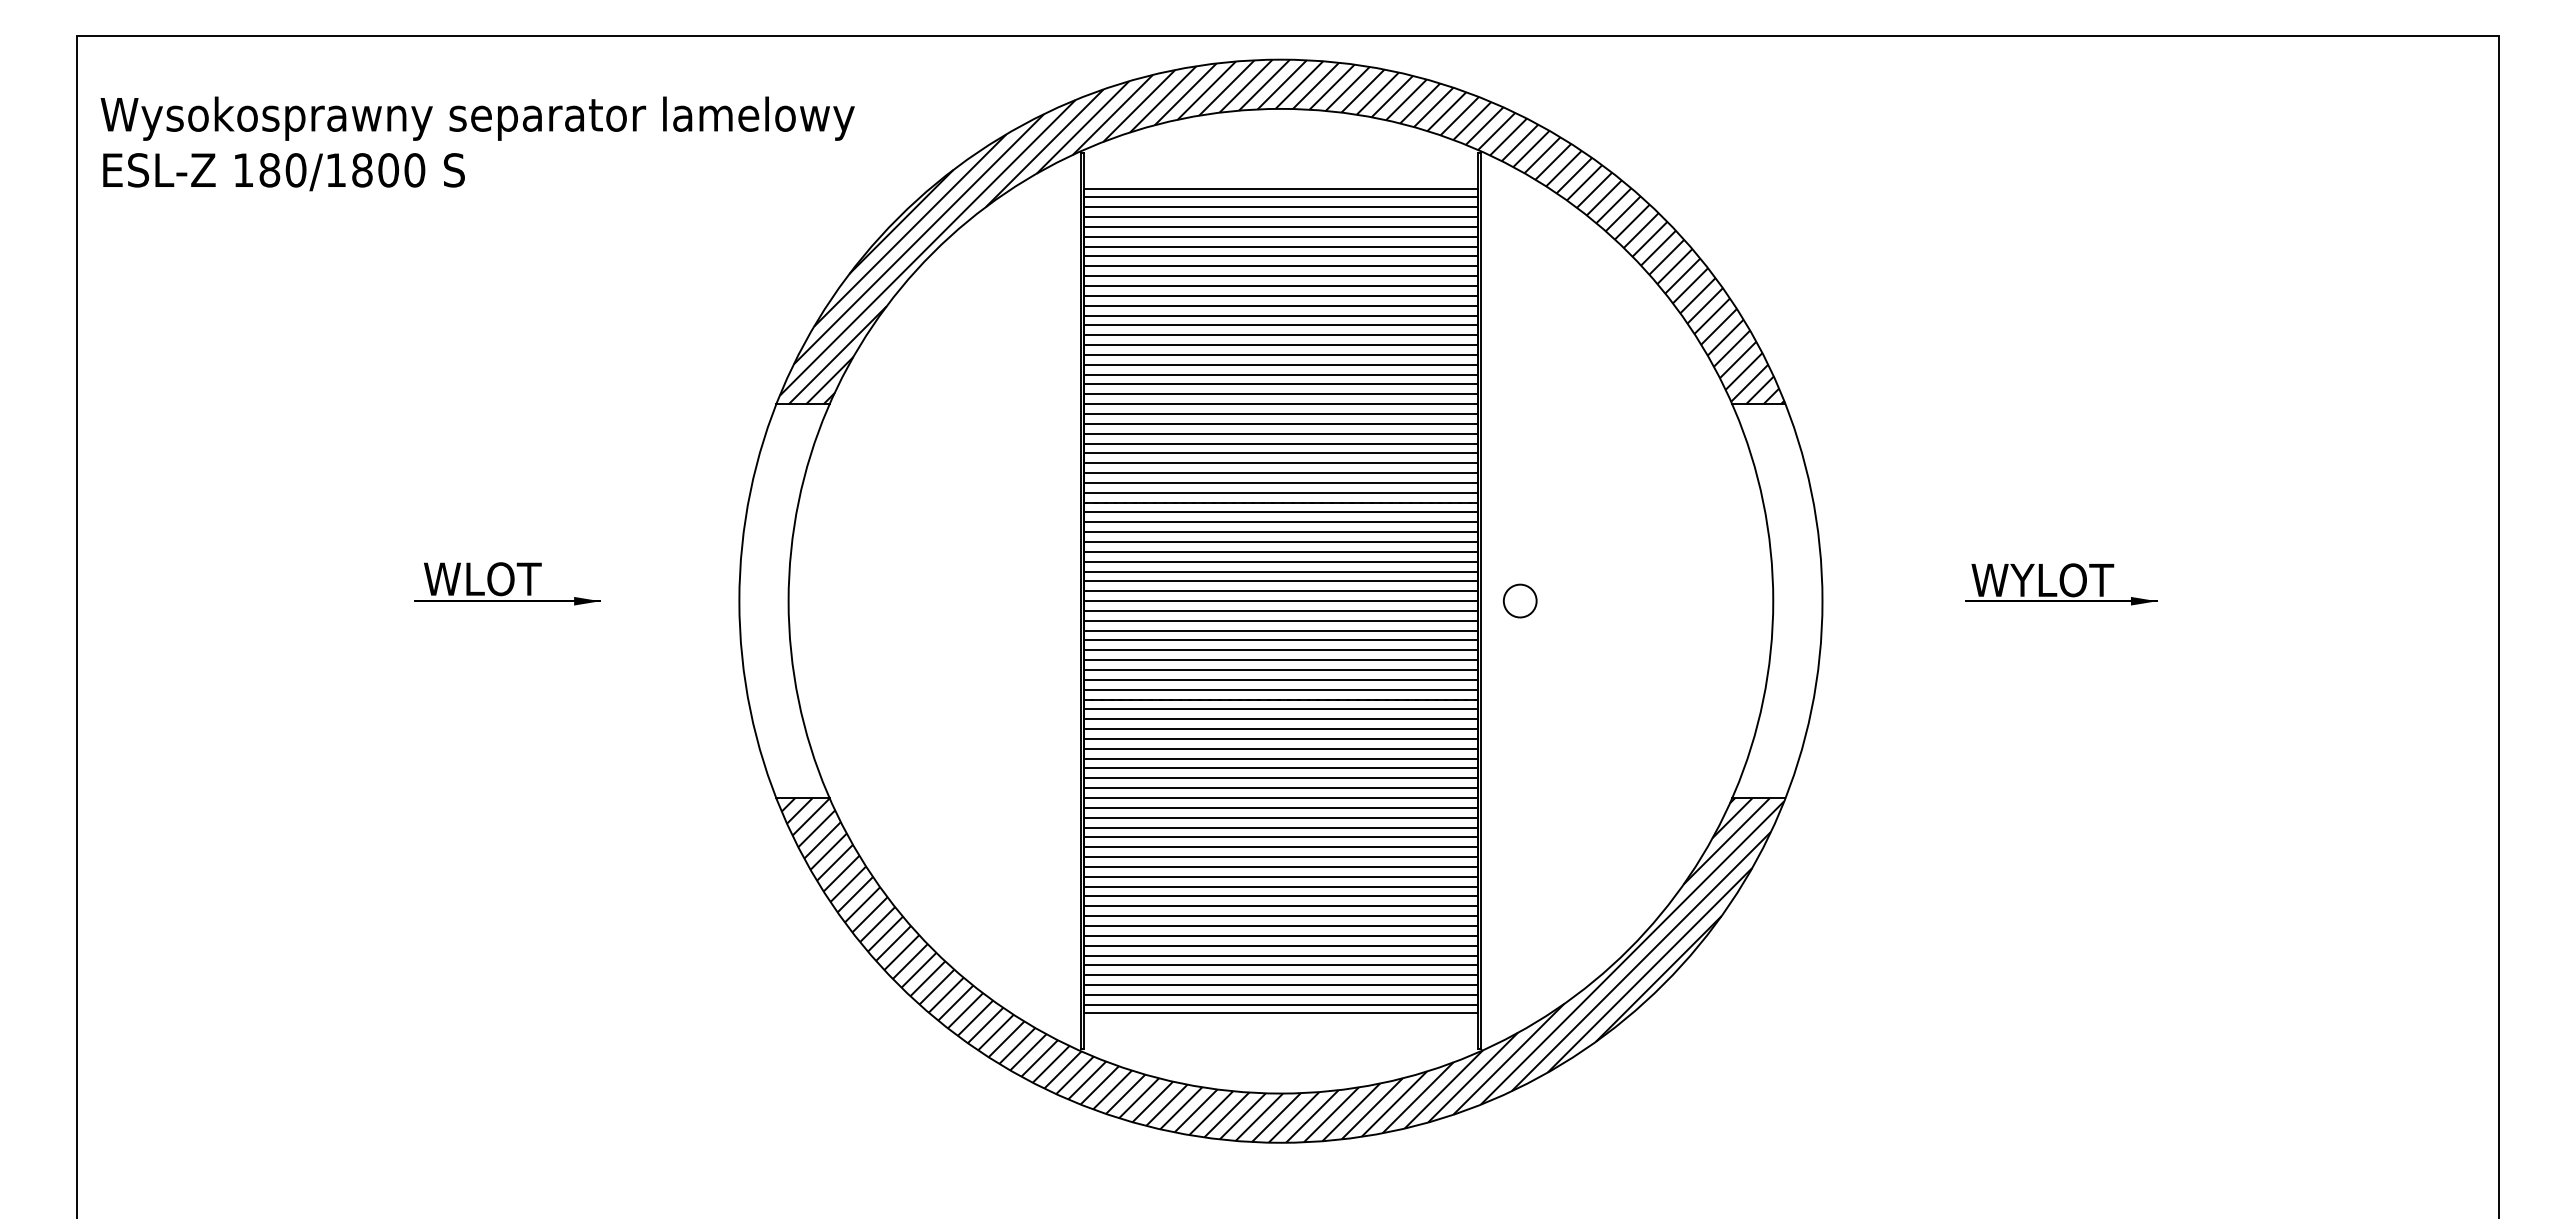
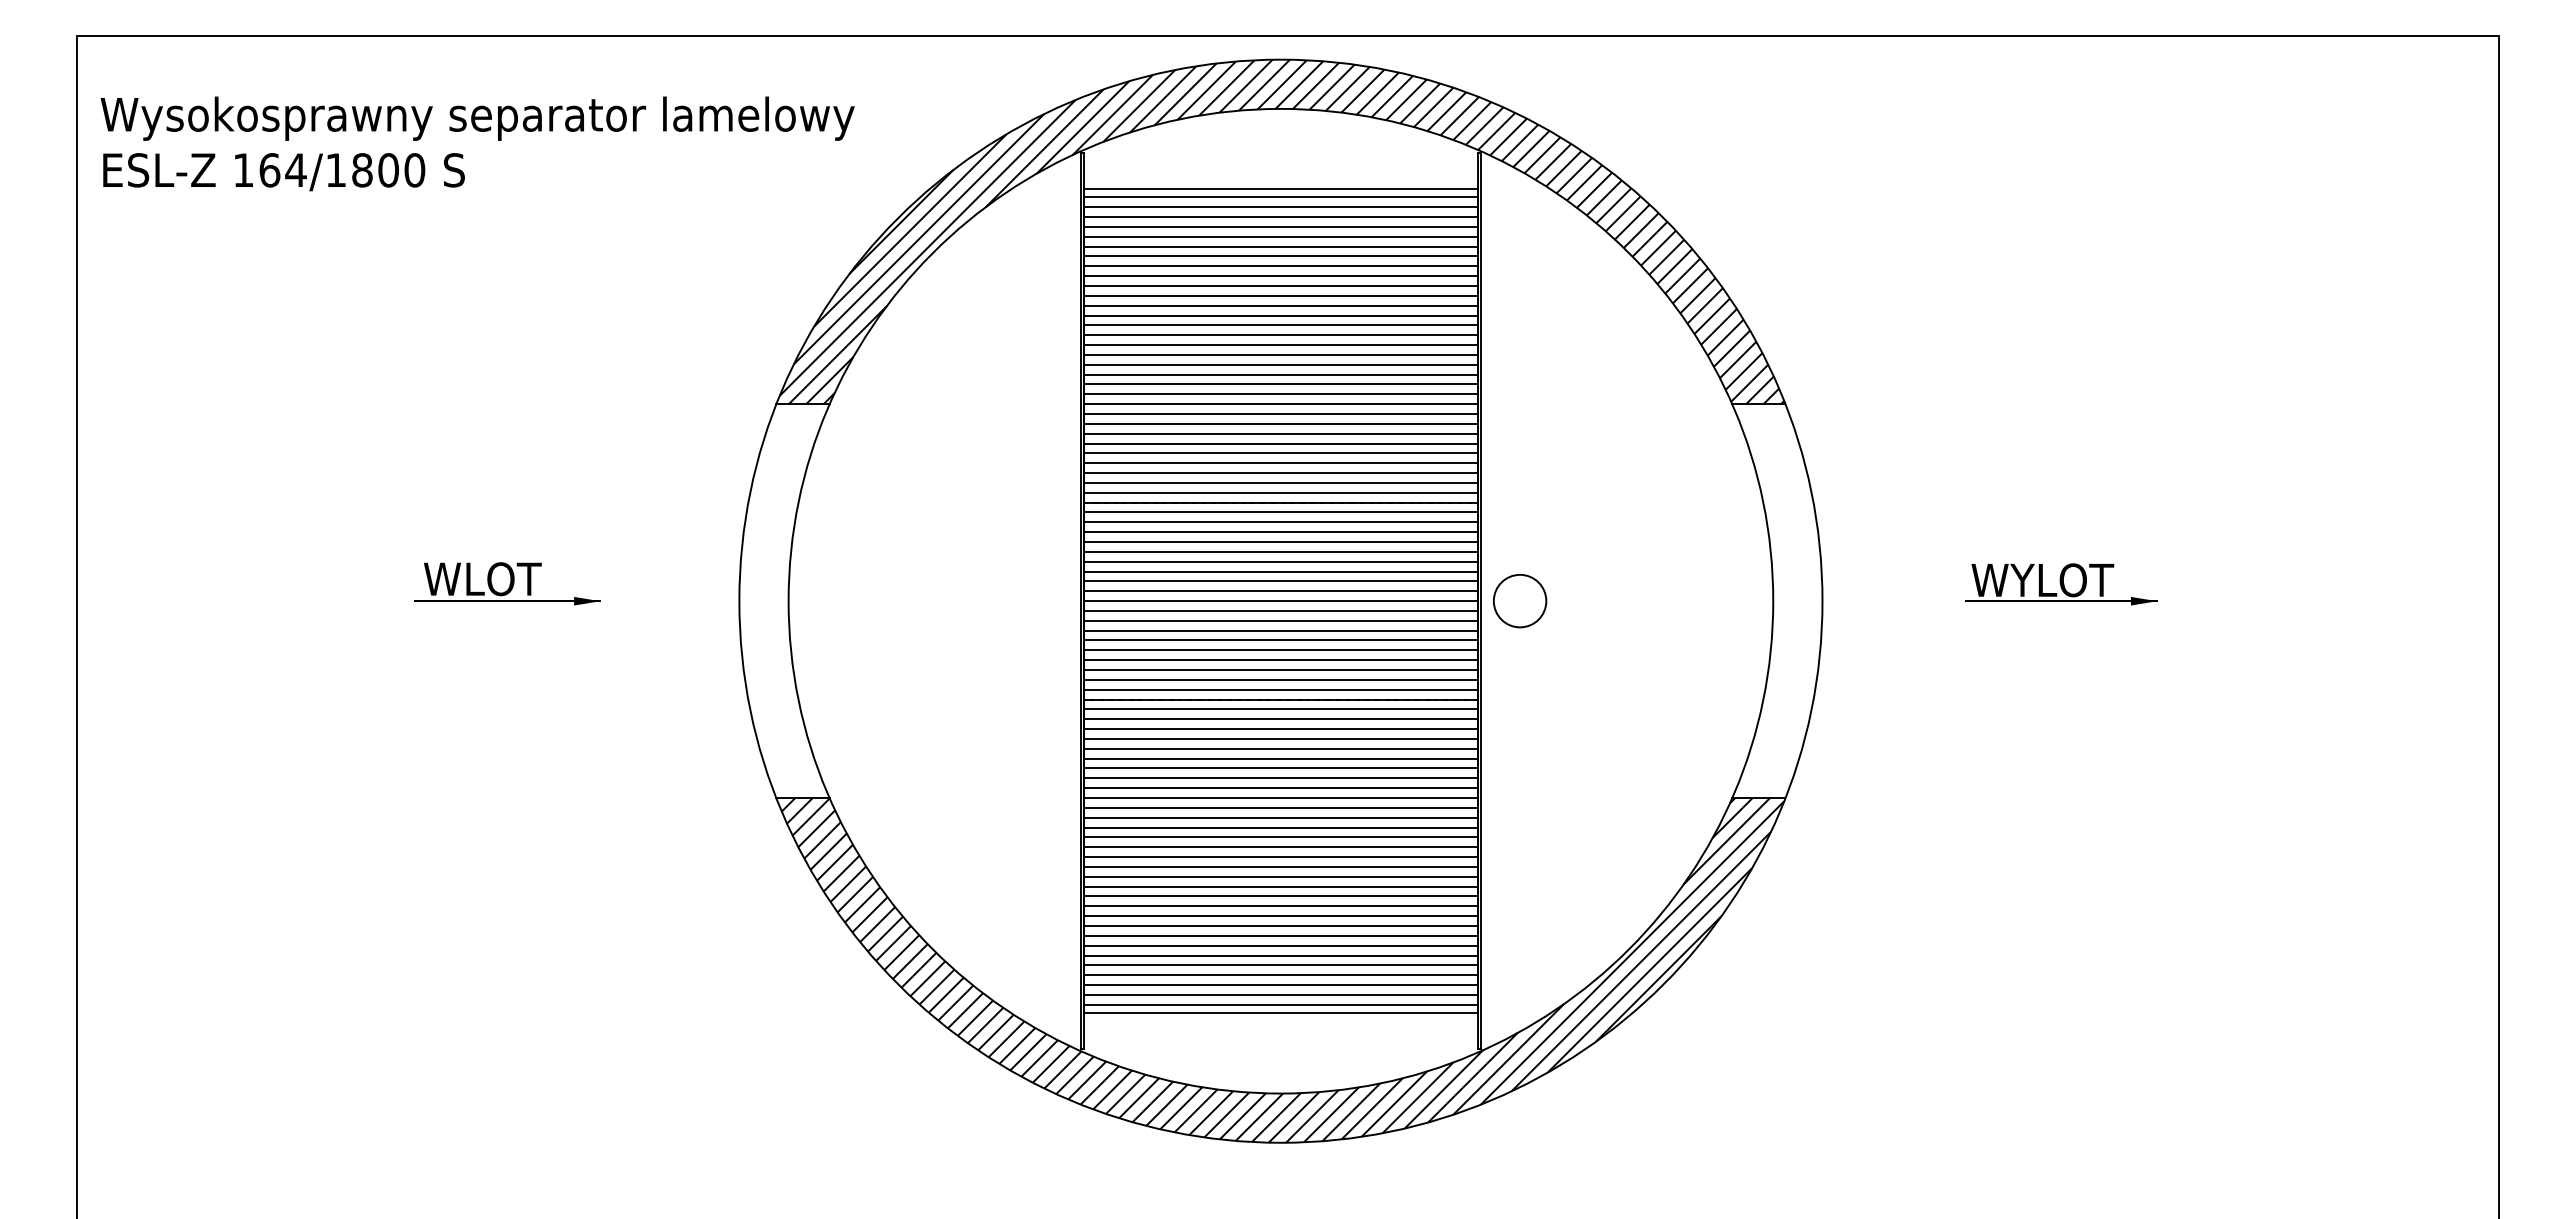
text: 180/1800 -> 164/1800 (282, 170)
circle size: 35x36 px -> 55x55 px (1520, 601)
